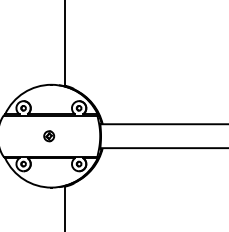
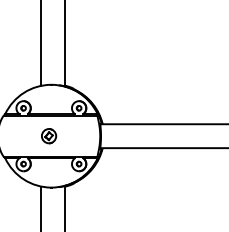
line: none -> present (41, 43)
part size: 13x13 px -> 17x17 px (49, 136)
line: none -> present (41, 207)
